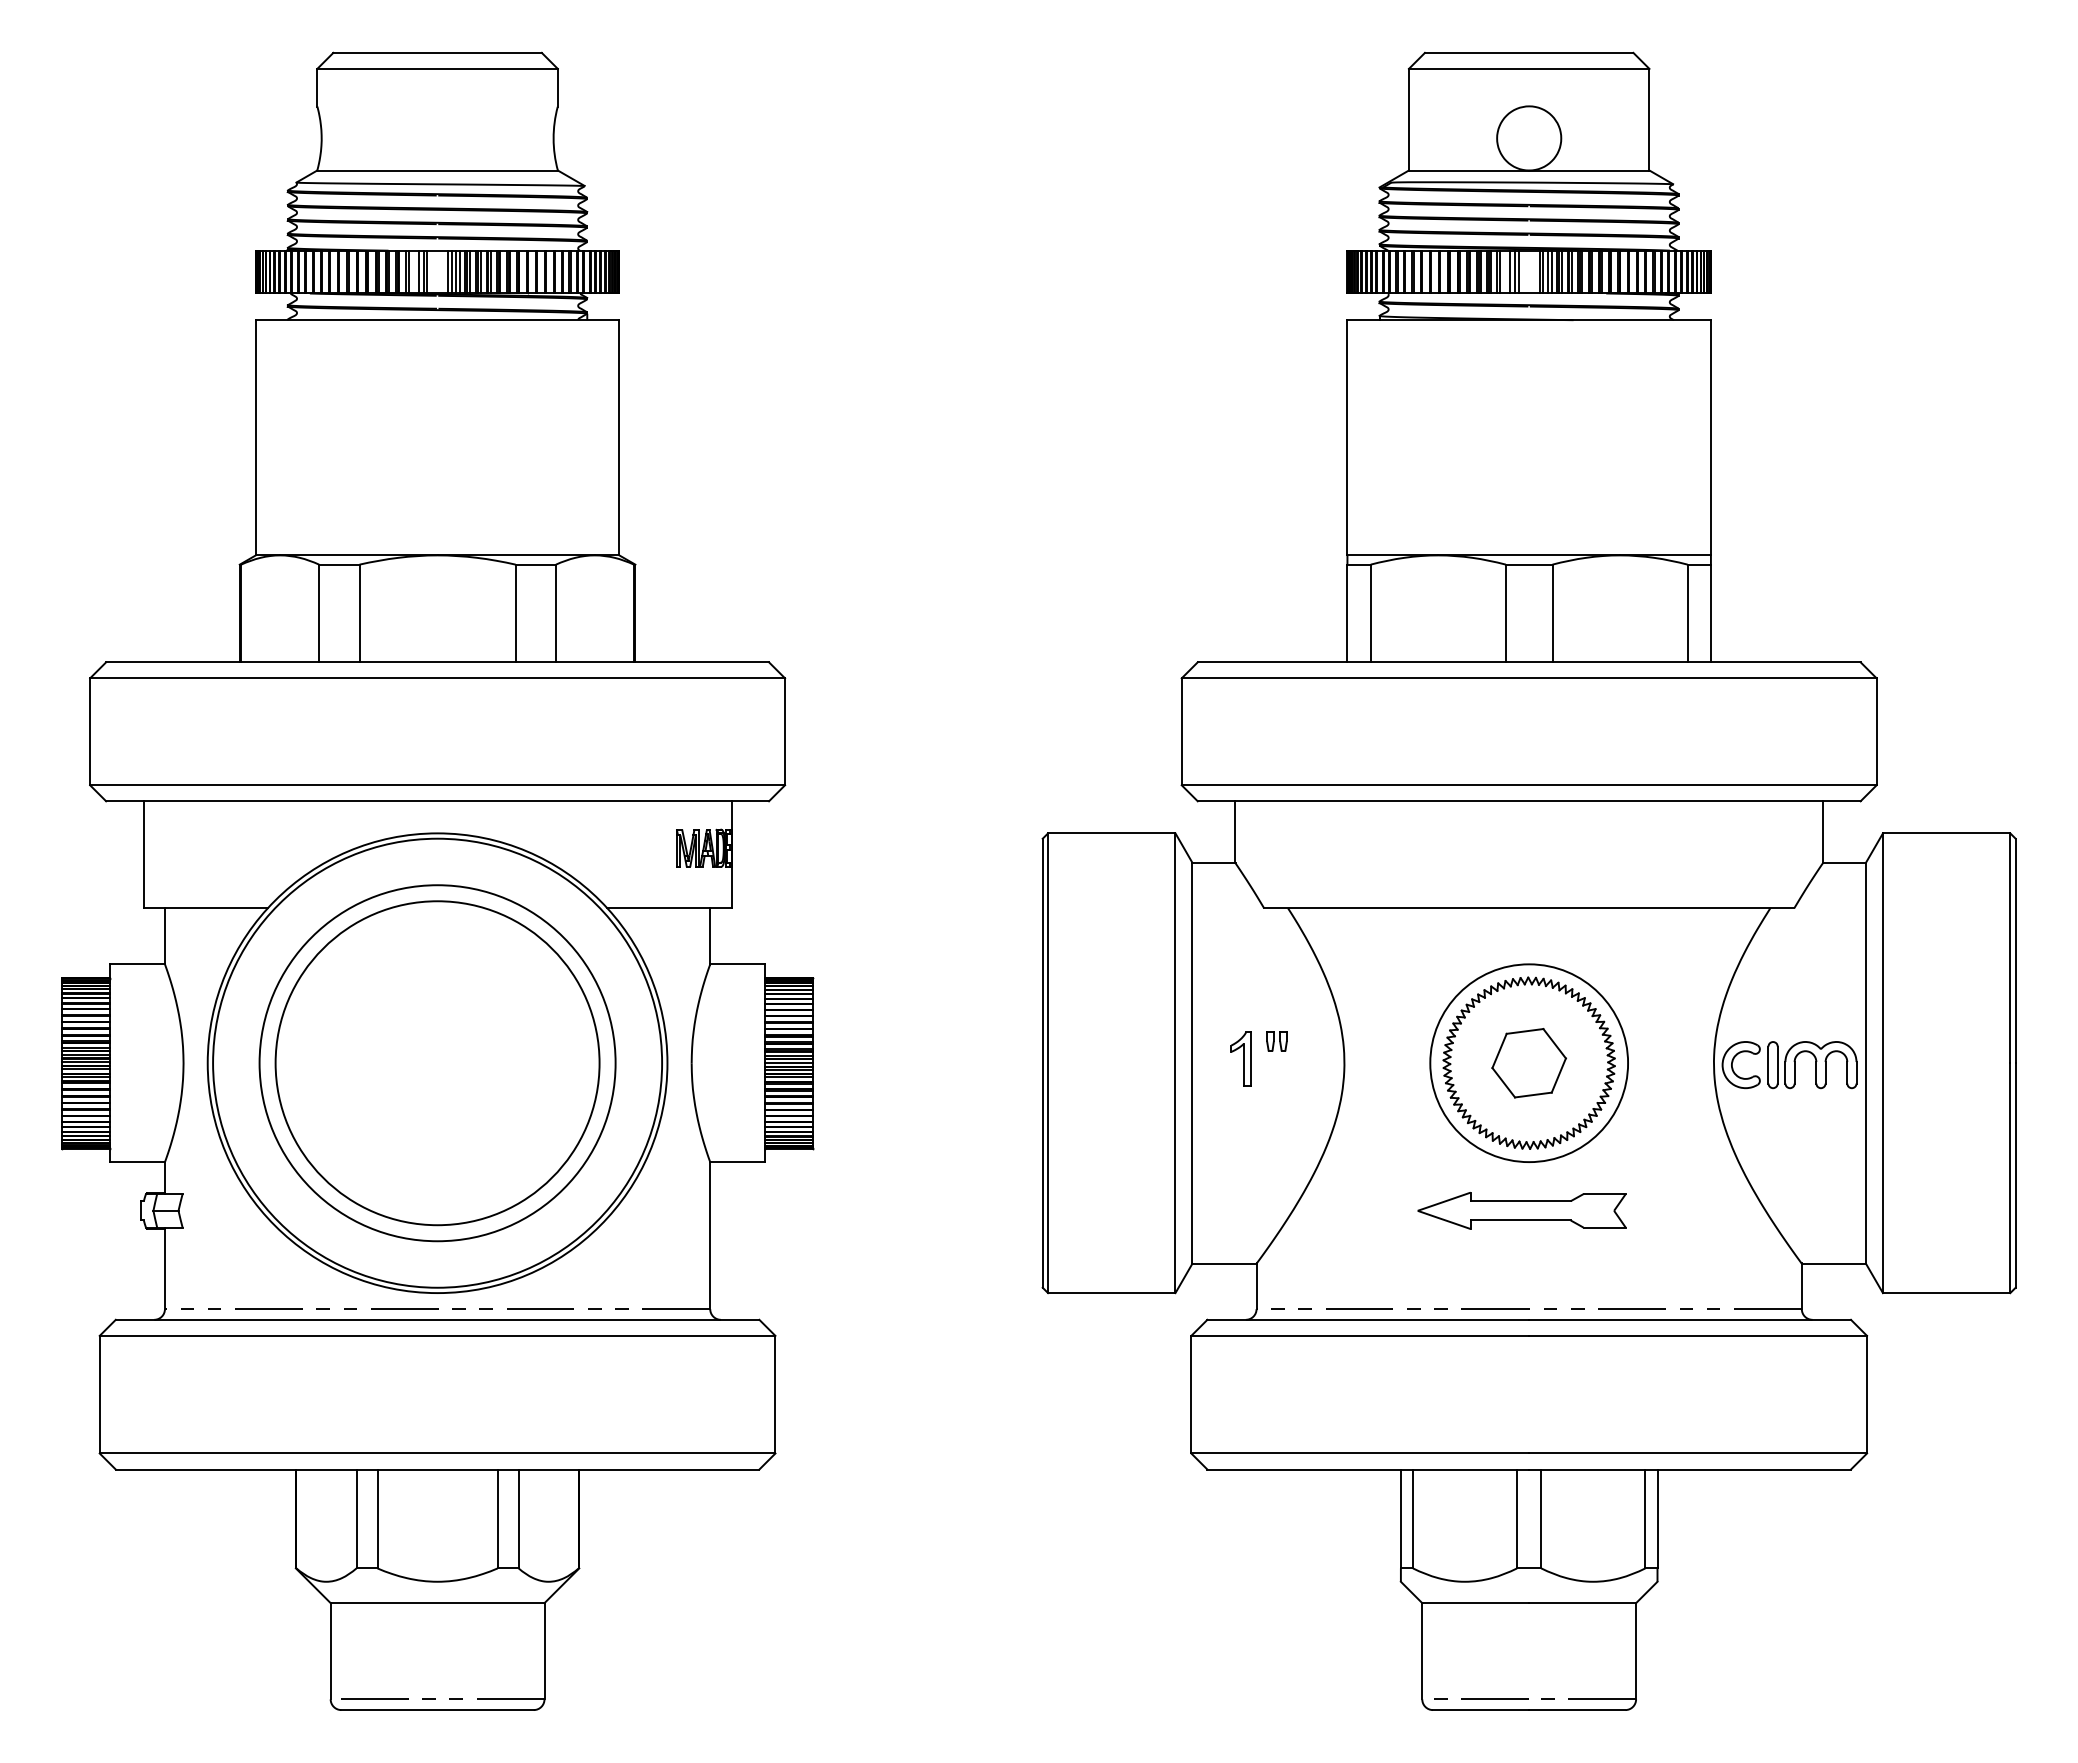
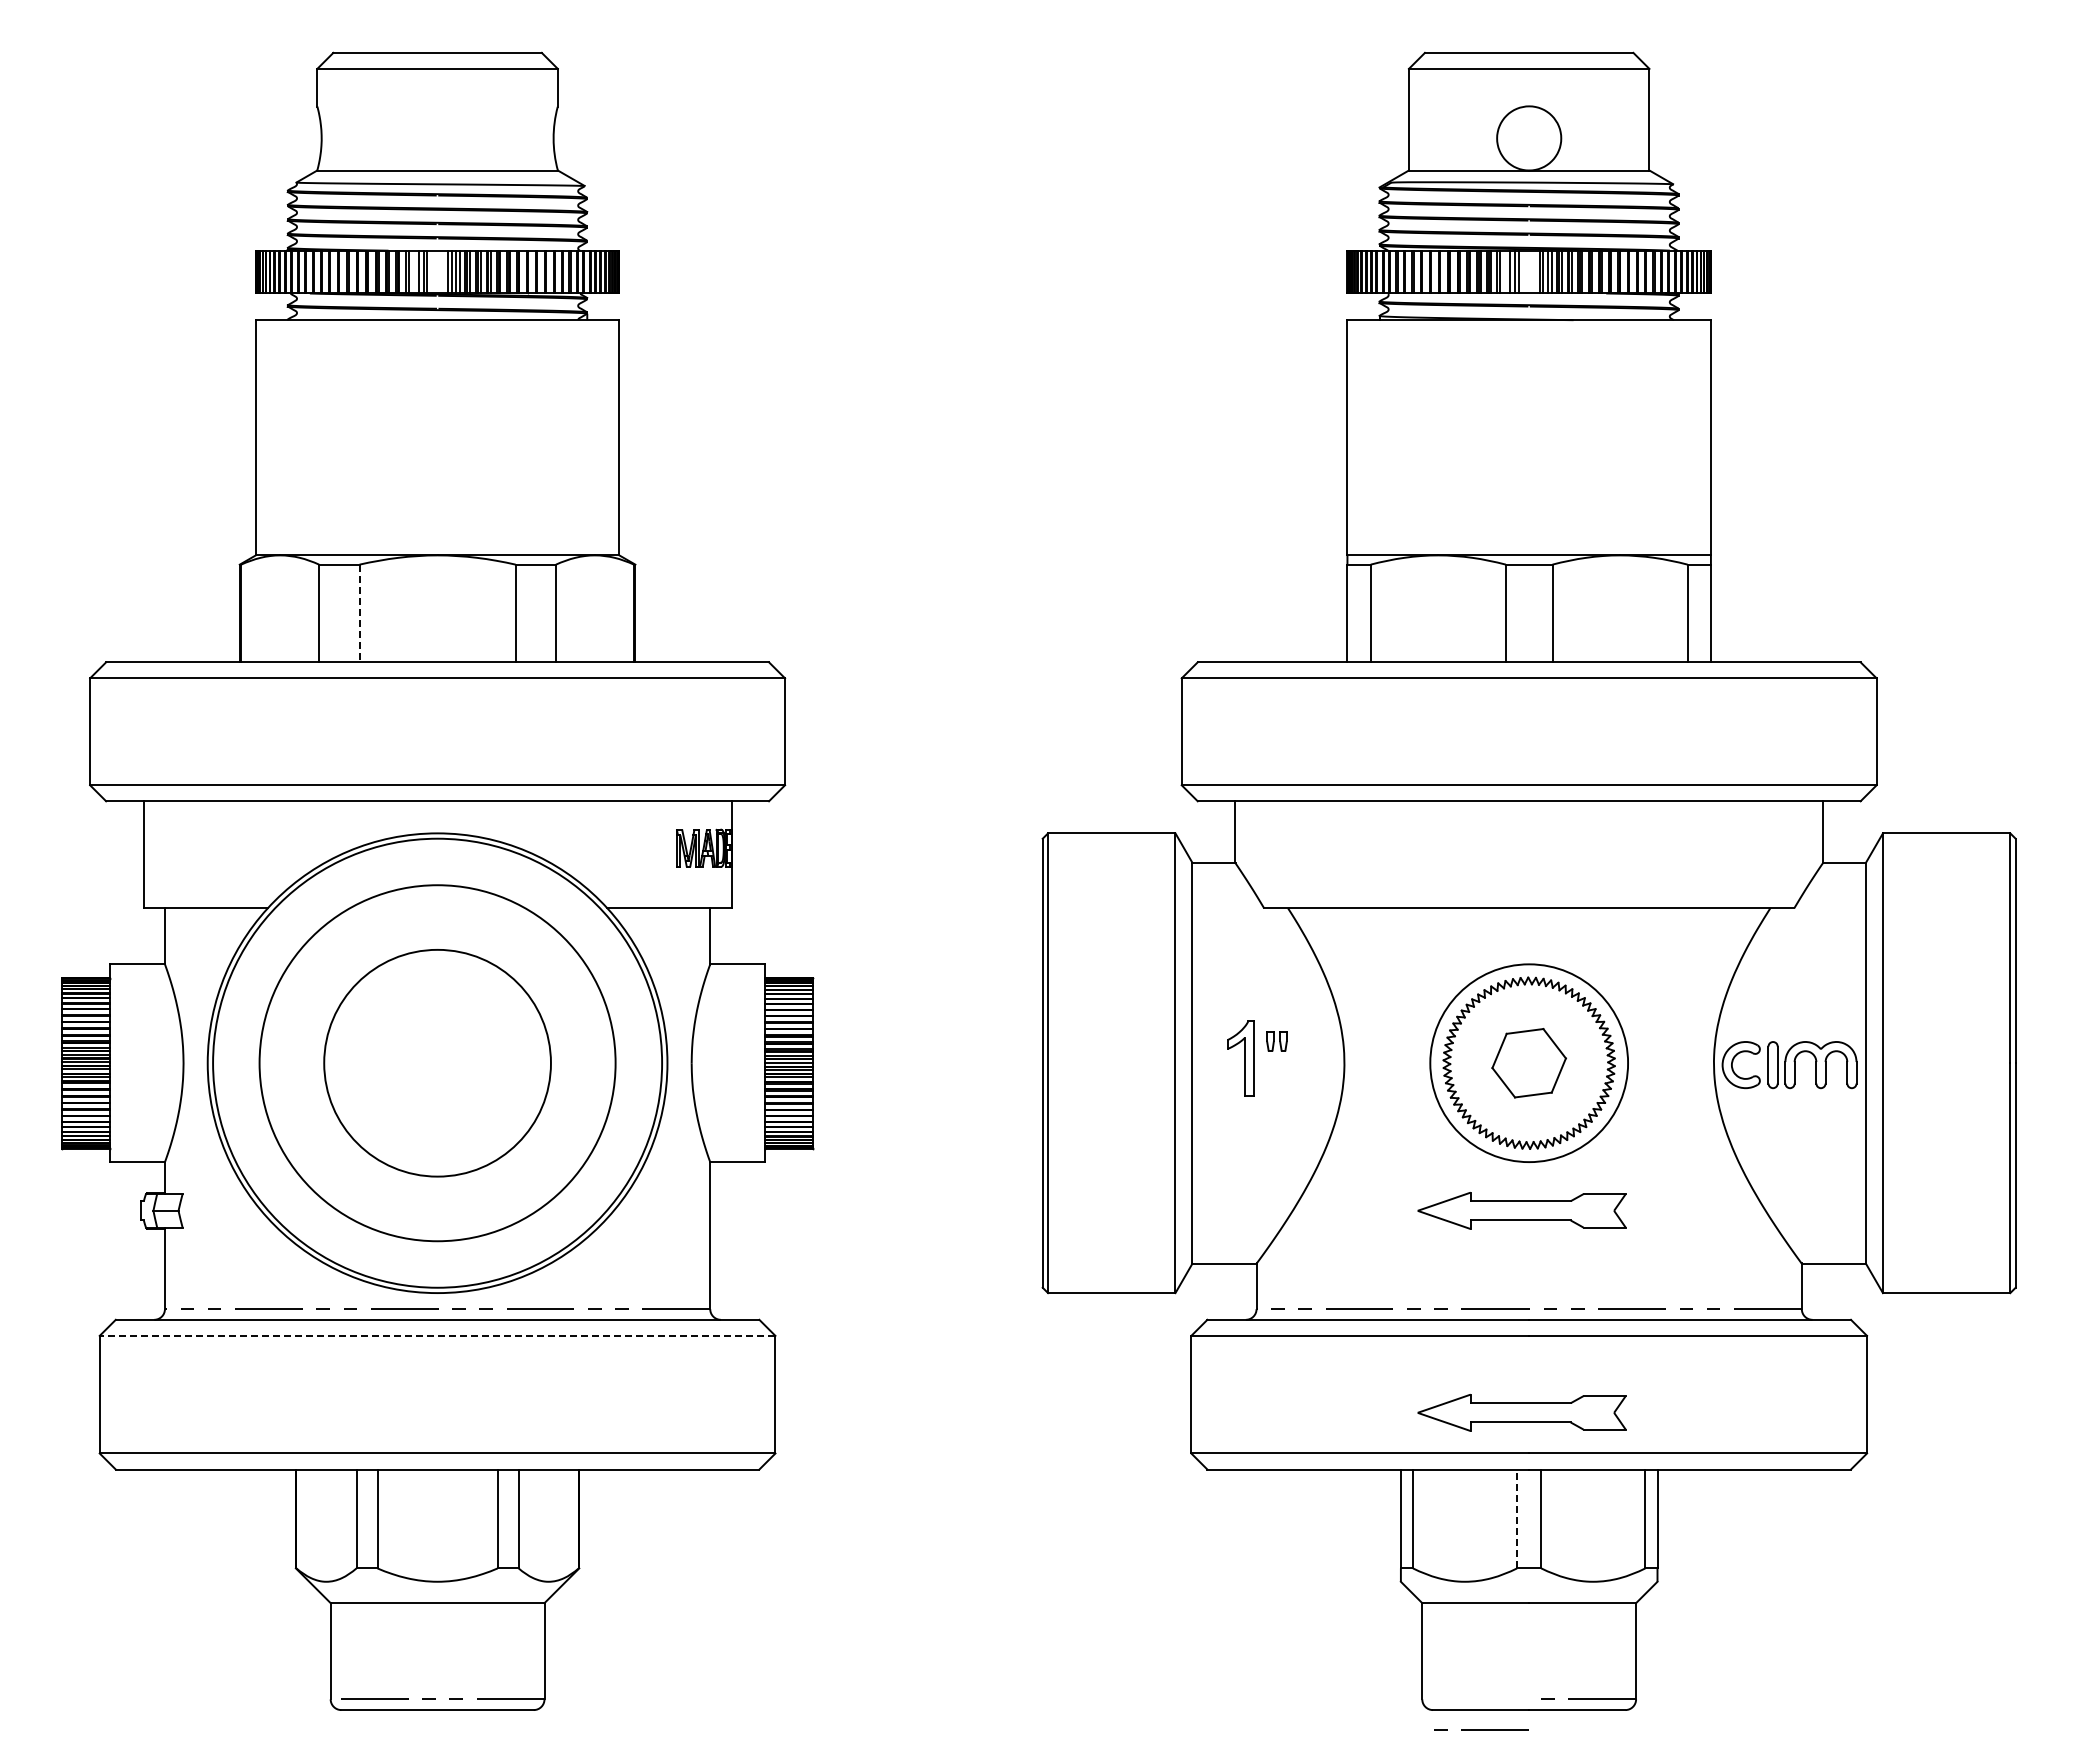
line: solid -> dashed (359, 613)
part size: 22x56 px -> 28x77 px (1240, 1058)
circle diameter: 324 px -> 227 px (437, 1062)
line: solid -> dashed (437, 1335)
part: none -> present (1521, 1412)
line: solid -> dashed (1517, 1518)
line position: (1481, 1698) -> (1481, 1729) (1481, 1729)
